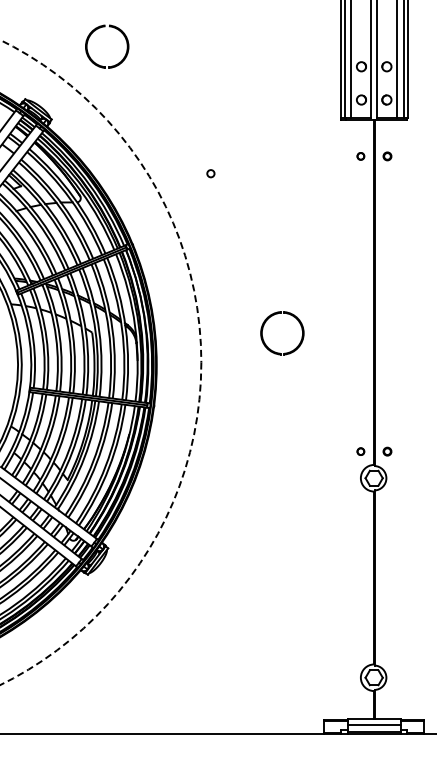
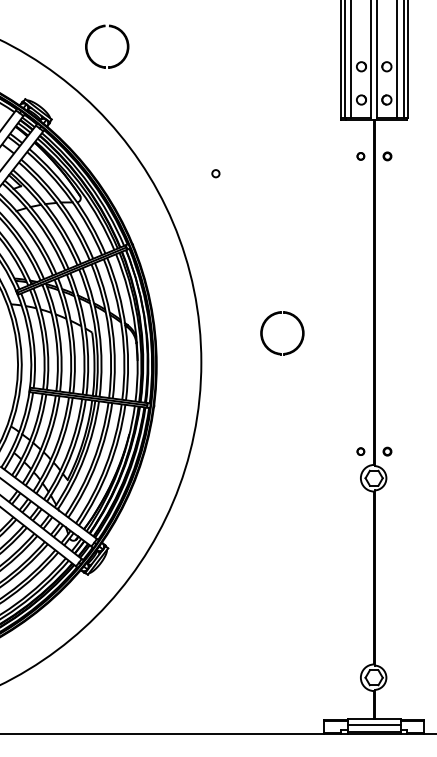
circle position: (210, 173) -> (215, 173) (215, 173)
circle: dashed -> solid (100, 362)
